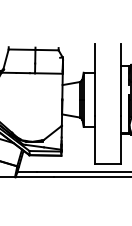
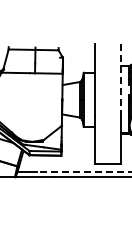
line: solid -> dashed (120, 80)
line: solid -> dashed (84, 172)
